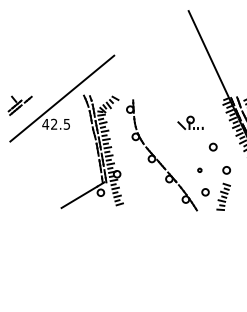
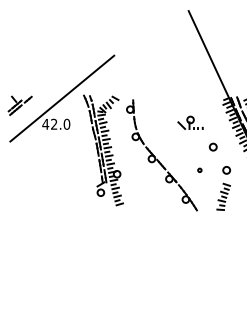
text: 42.5 -> 42.0 (66, 123)
part: present -> none (205, 192)
line: present -> none (79, 197)
